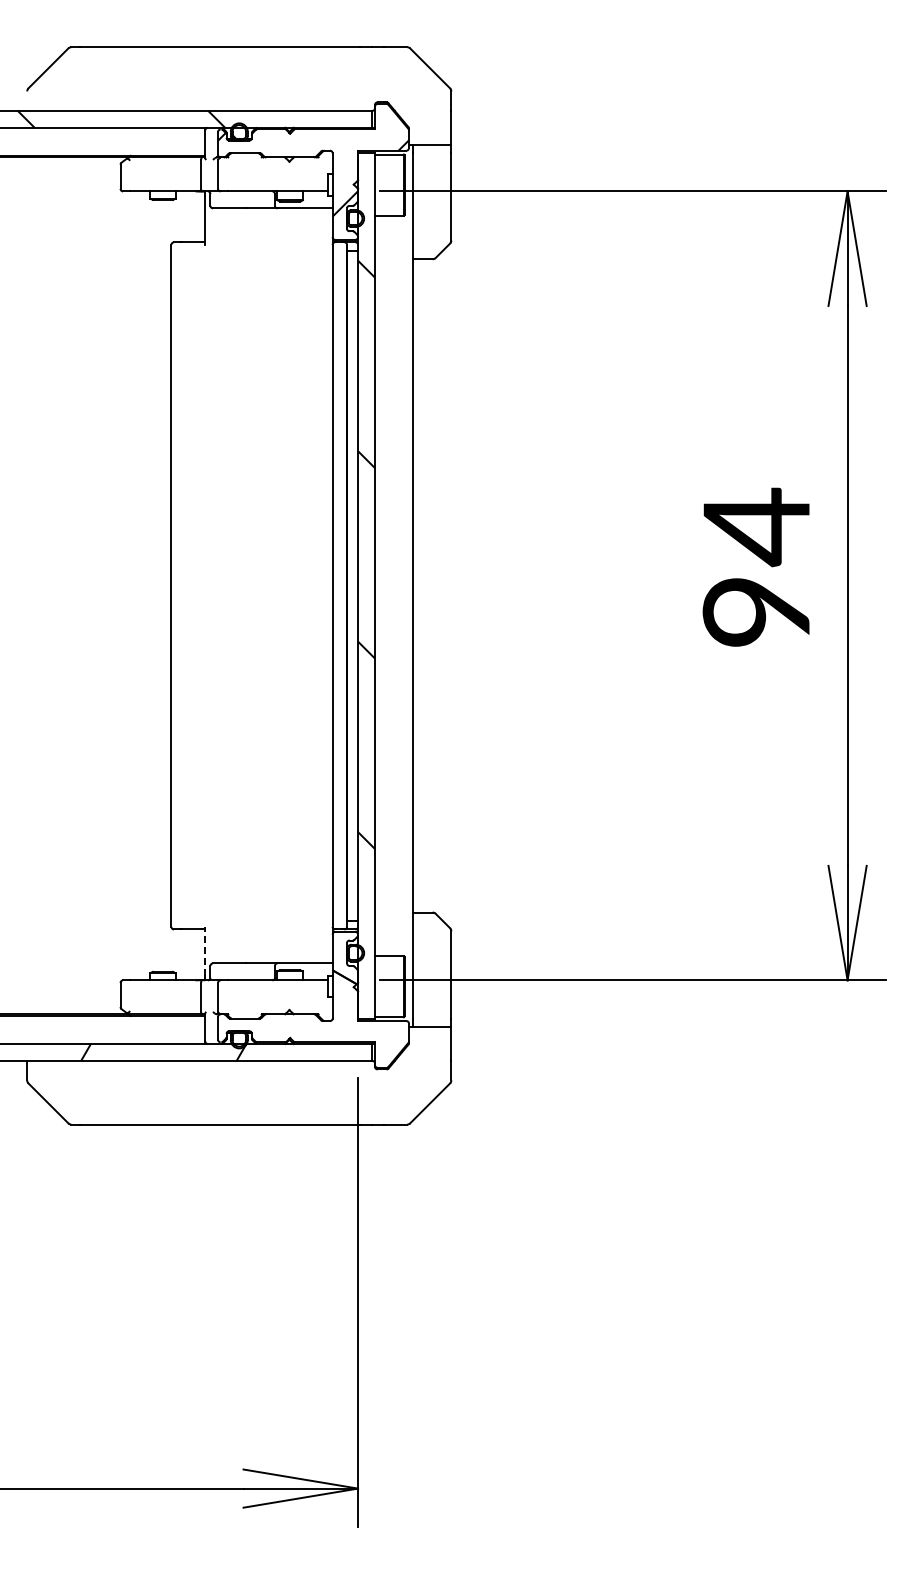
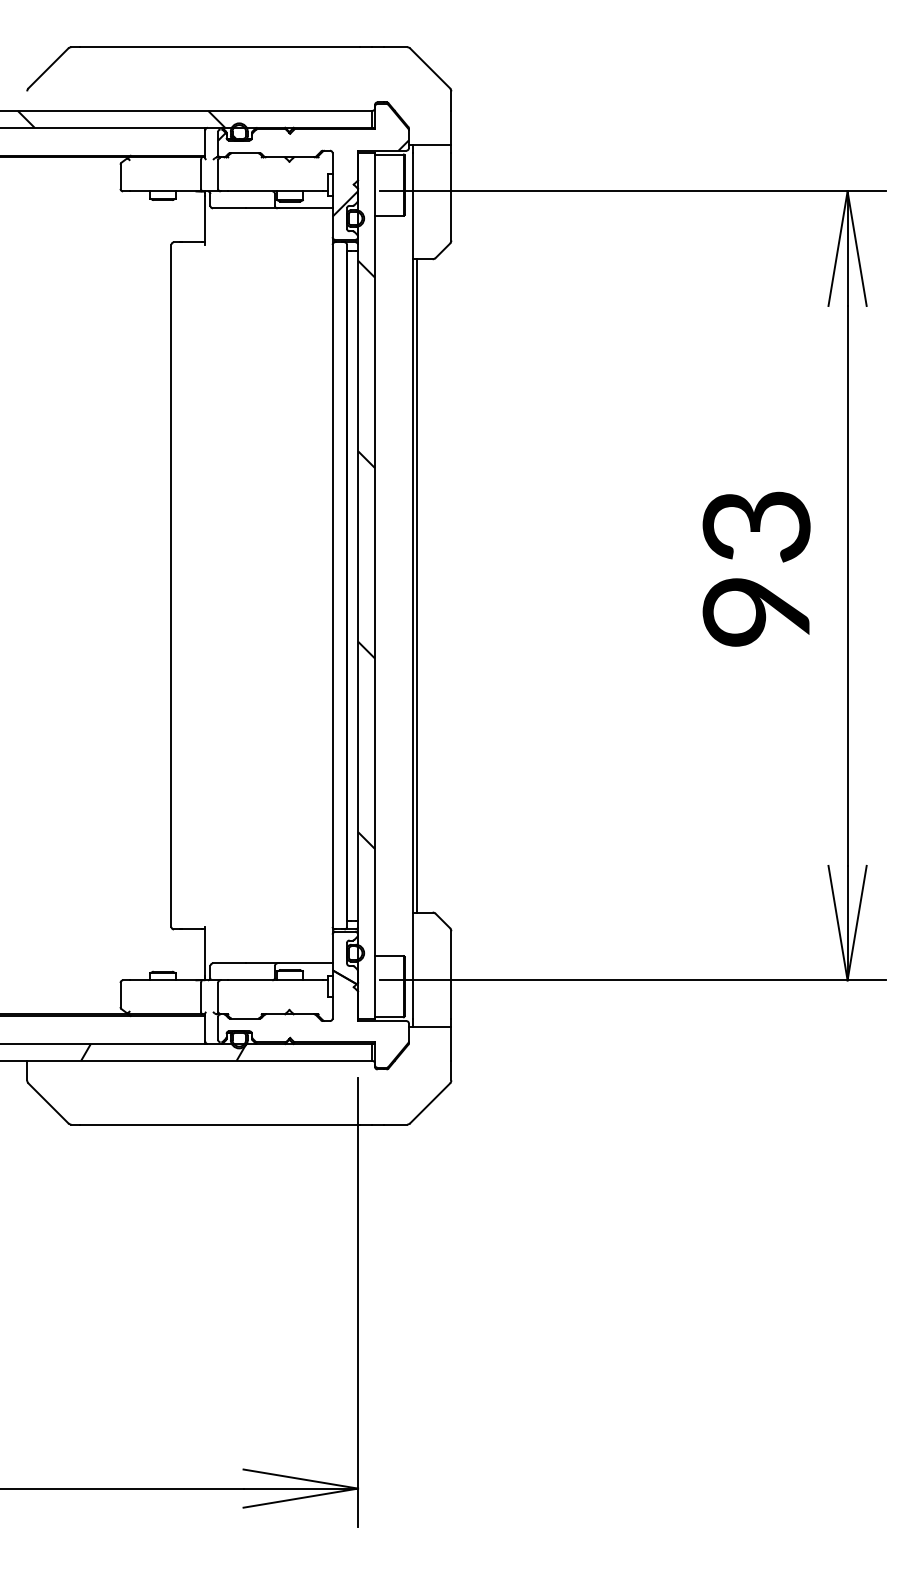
text: 94 -> 93 (756, 527)
line: none -> present (417, 585)
line: dashed -> solid (205, 951)
